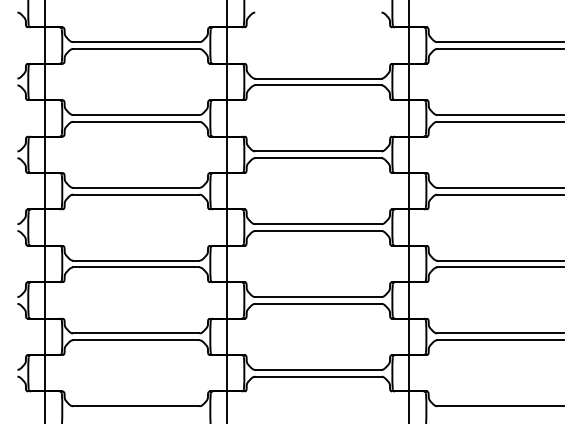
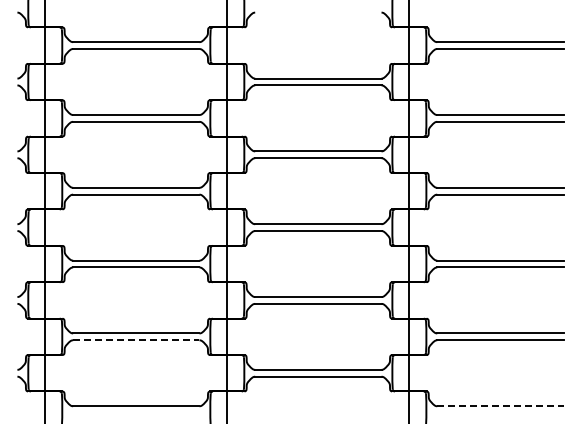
line: solid -> dashed (136, 340)
line: solid -> dashed (500, 406)
